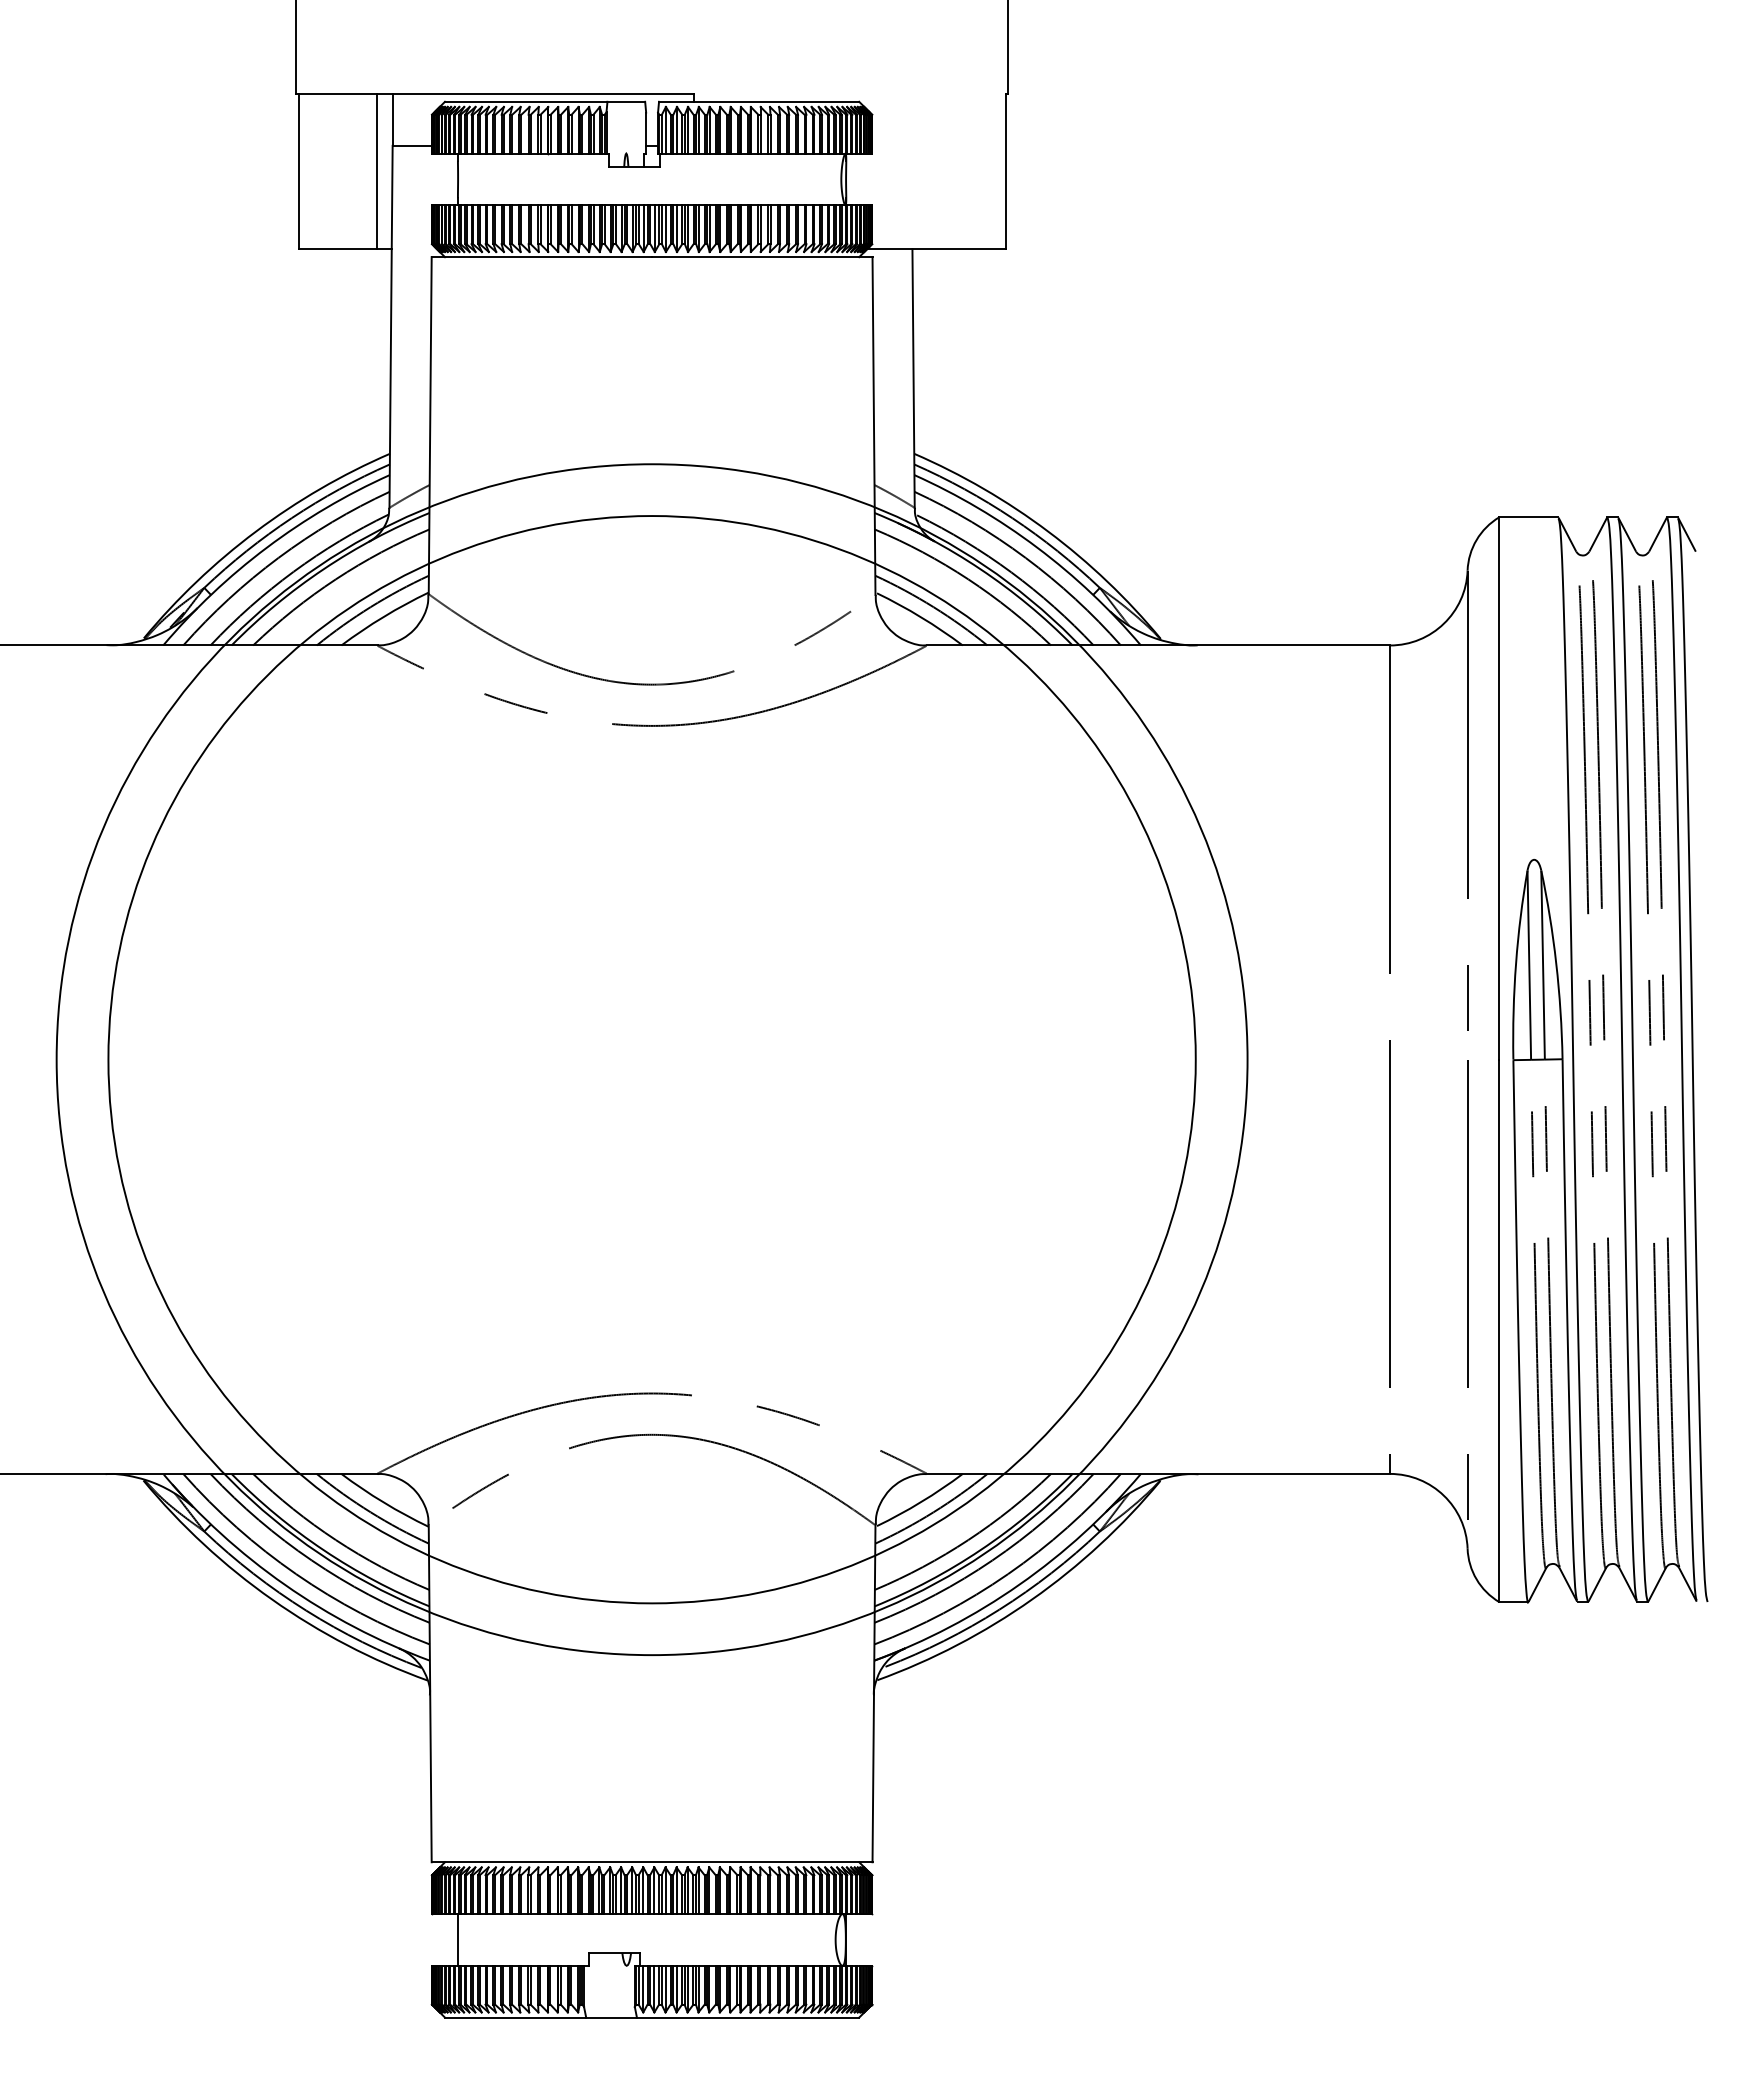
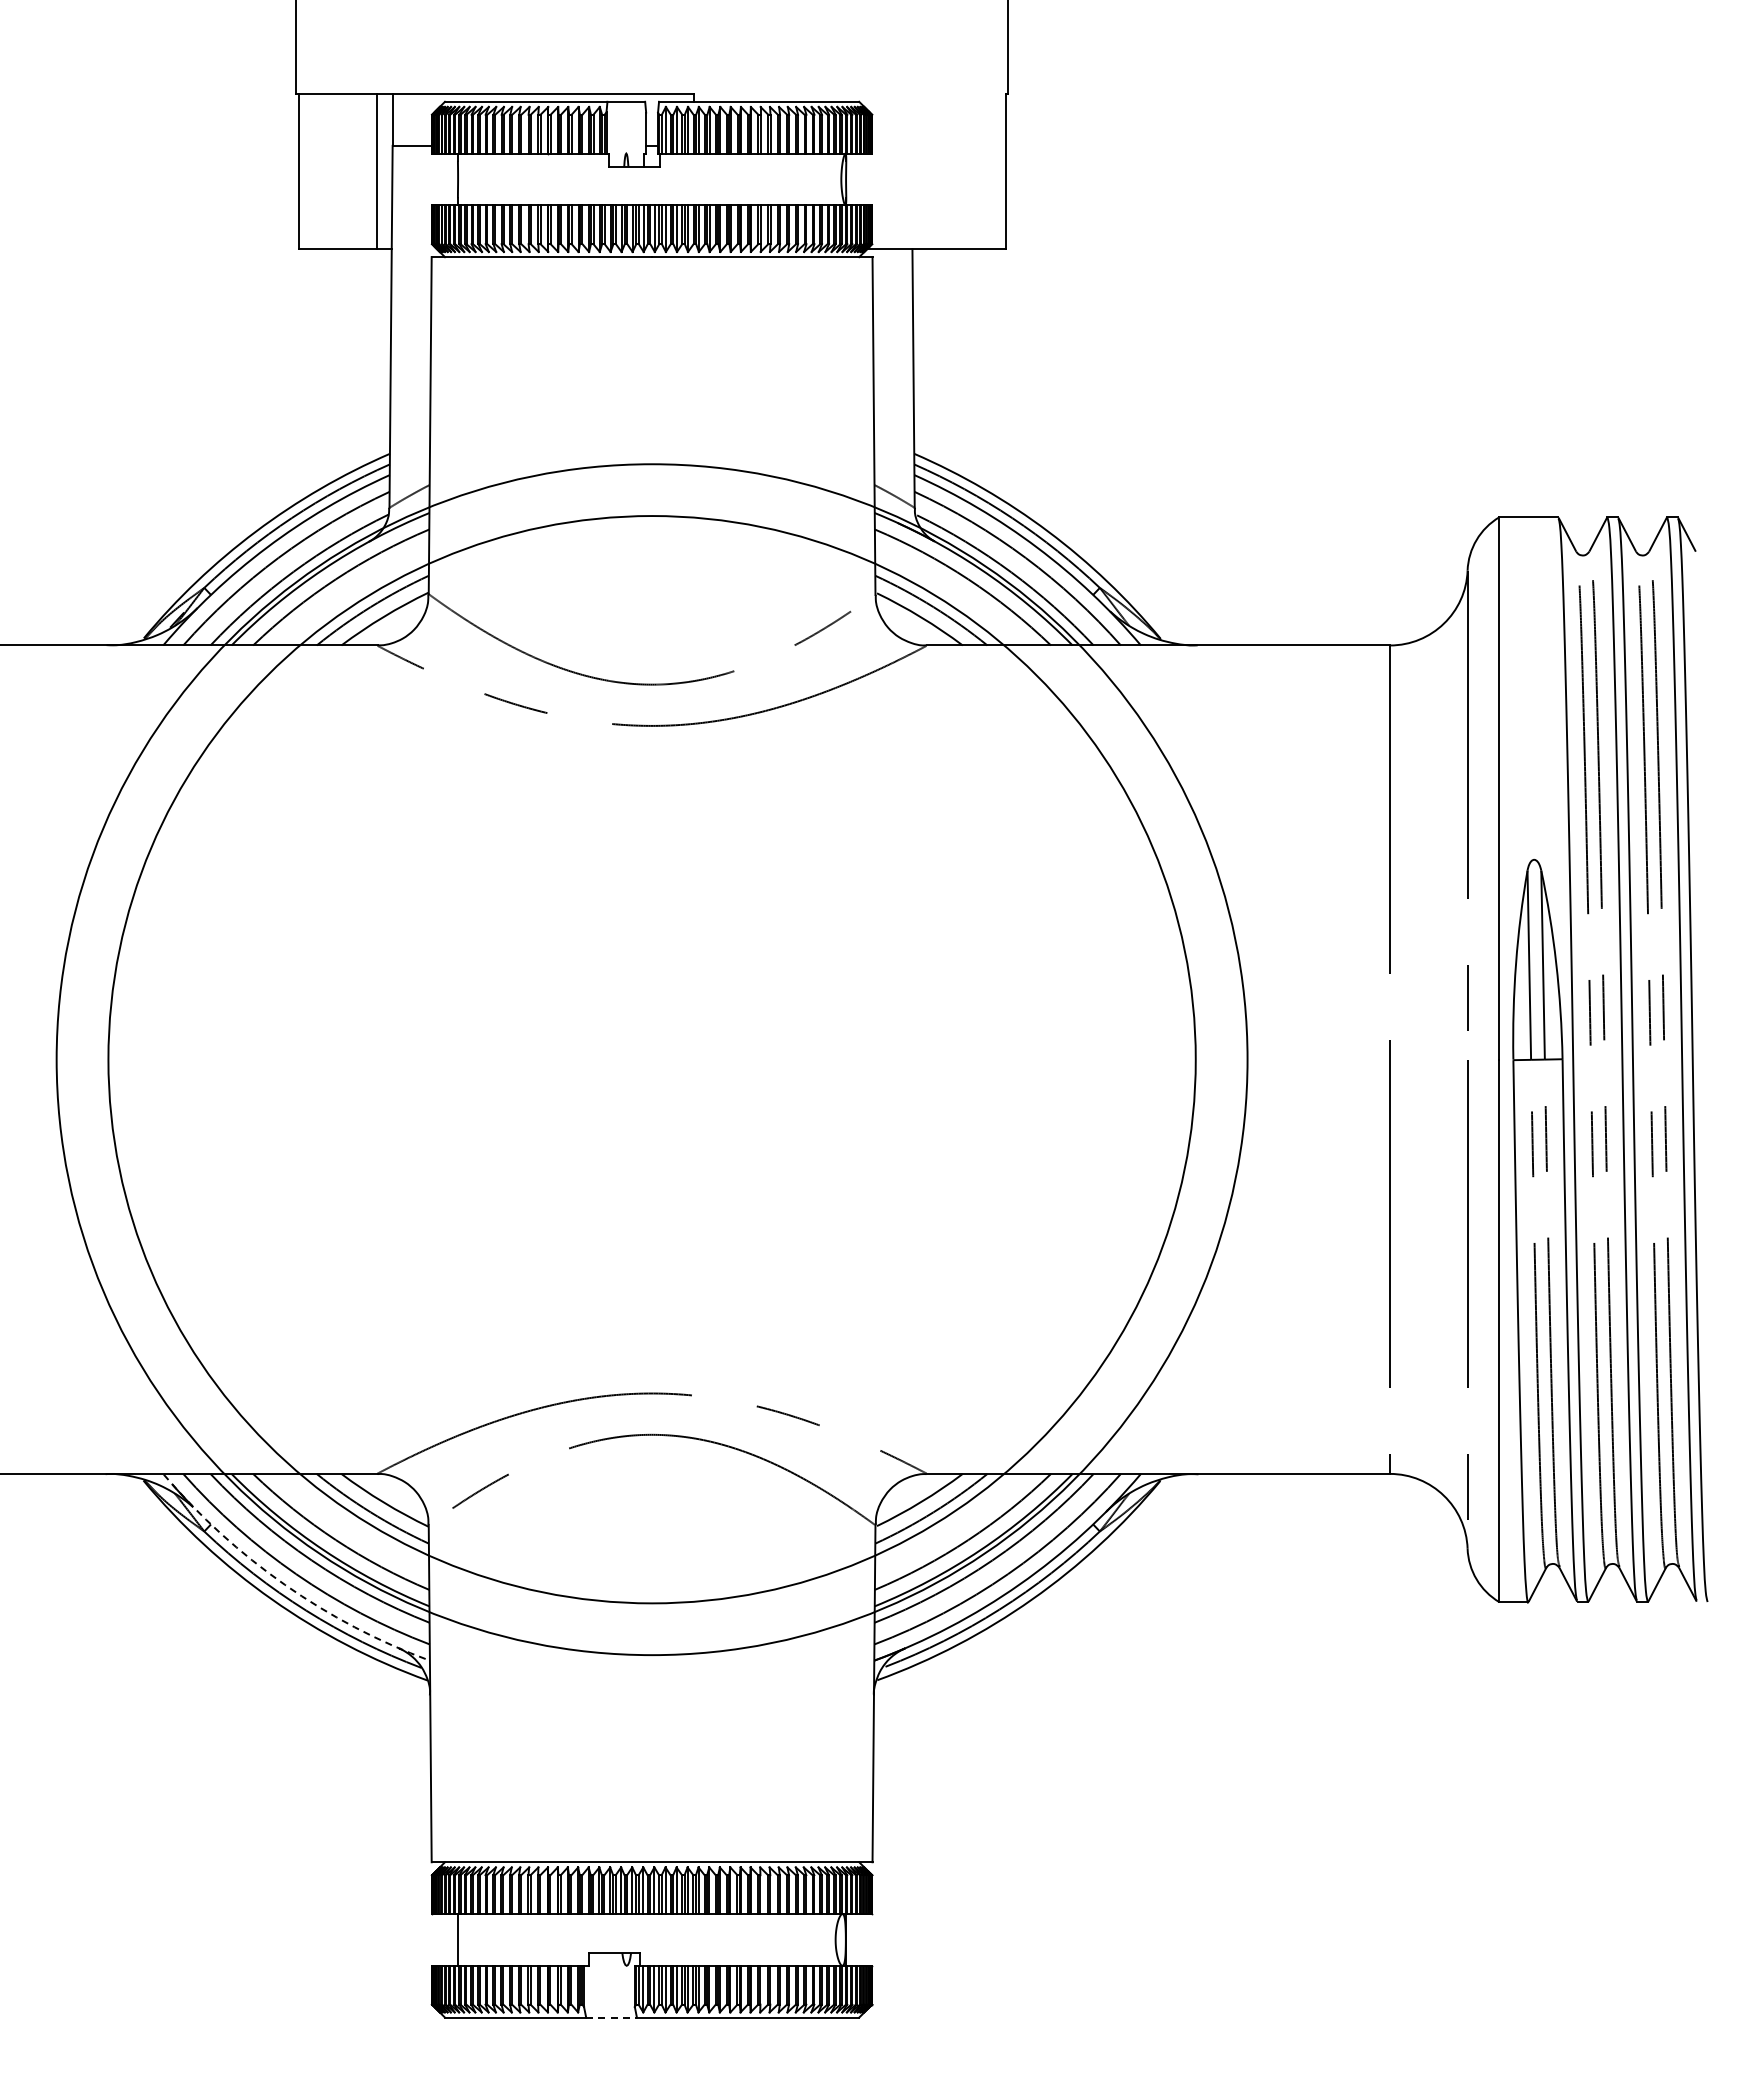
arc: solid -> dashed (284, 1584)
line: solid -> dashed (612, 2017)
